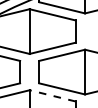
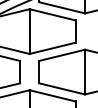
line: dashed -> solid (52, 95)
